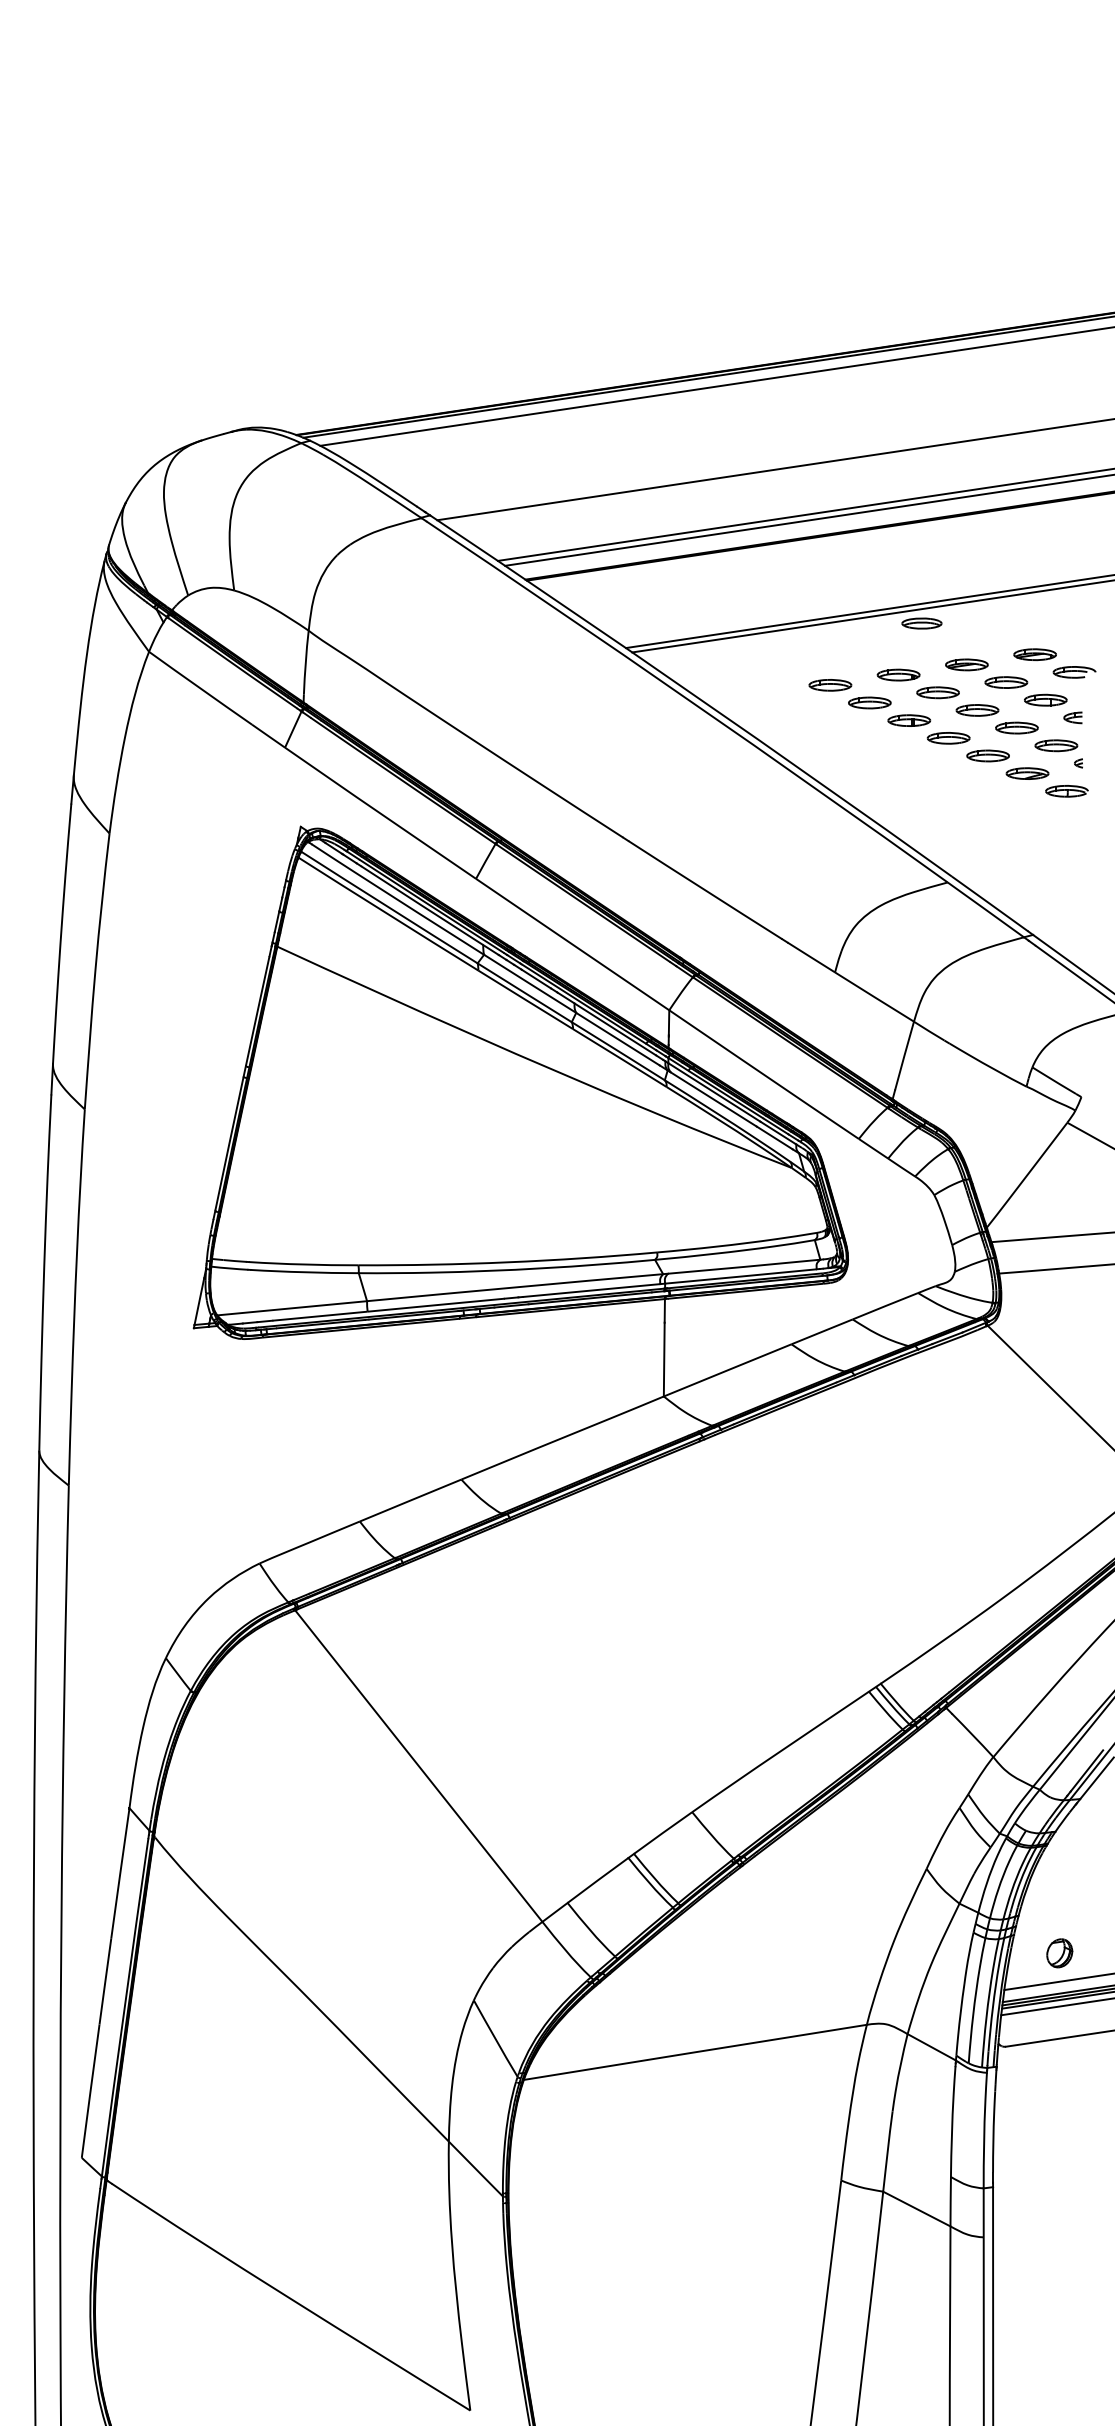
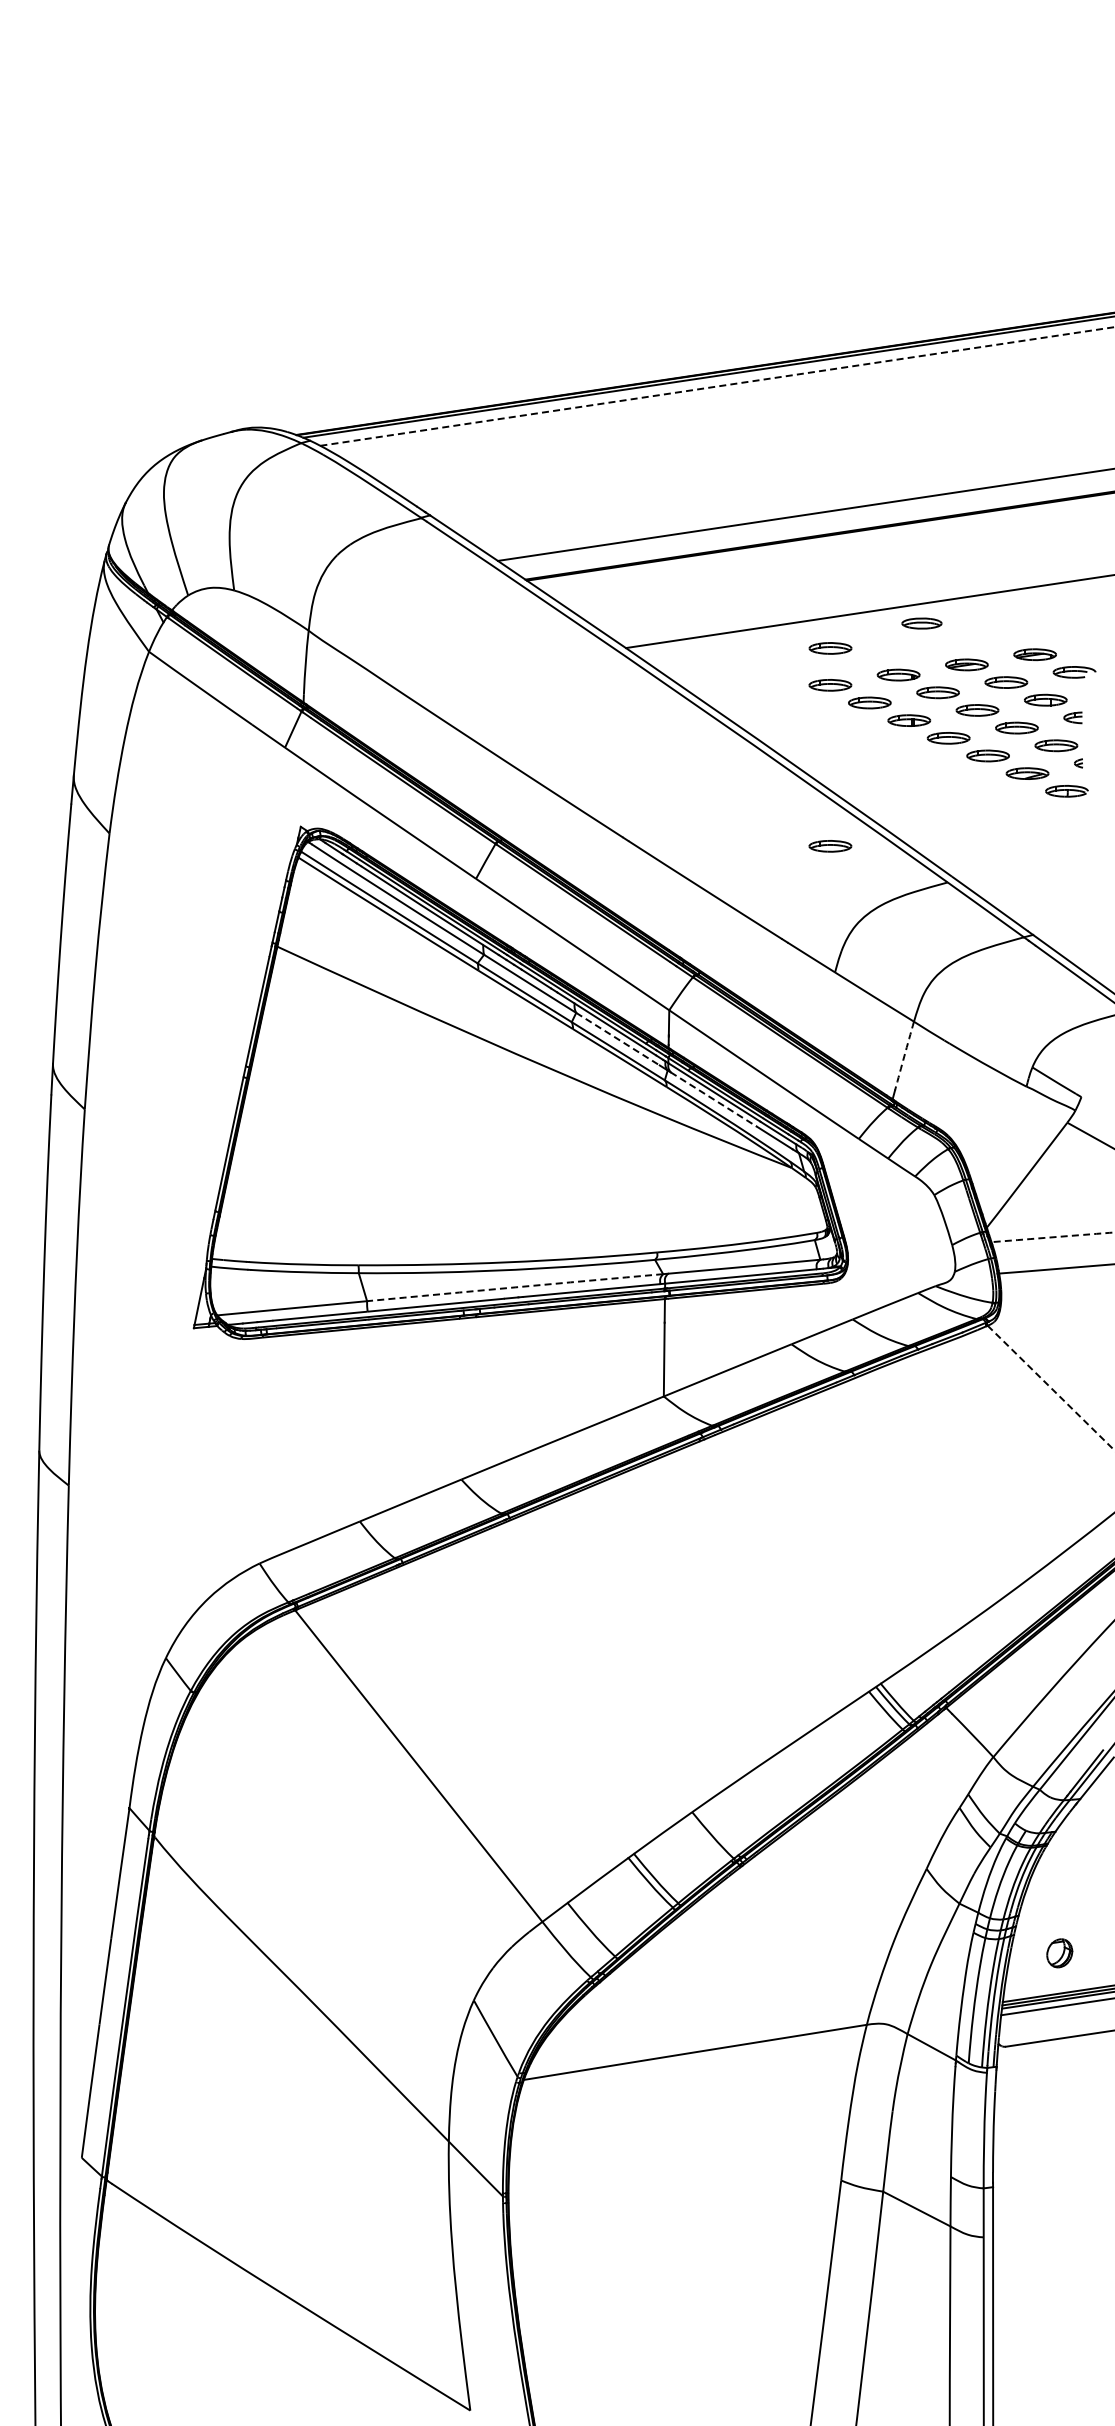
line: solid -> dashed (717, 386)
line: present -> none (774, 469)
line: present -> none (808, 520)
line: present -> none (871, 616)
part: none -> present (830, 648)
part: none -> present (830, 846)
line: solid -> dashed (618, 1039)
arc: solid -> dashed (904, 1056)
line: solid -> dashed (713, 1099)
arc: solid -> dashed (1052, 1237)
arc: solid -> dashed (515, 1287)
line: solid -> dashed (1051, 1388)
line: present -> none (1057, 1982)
